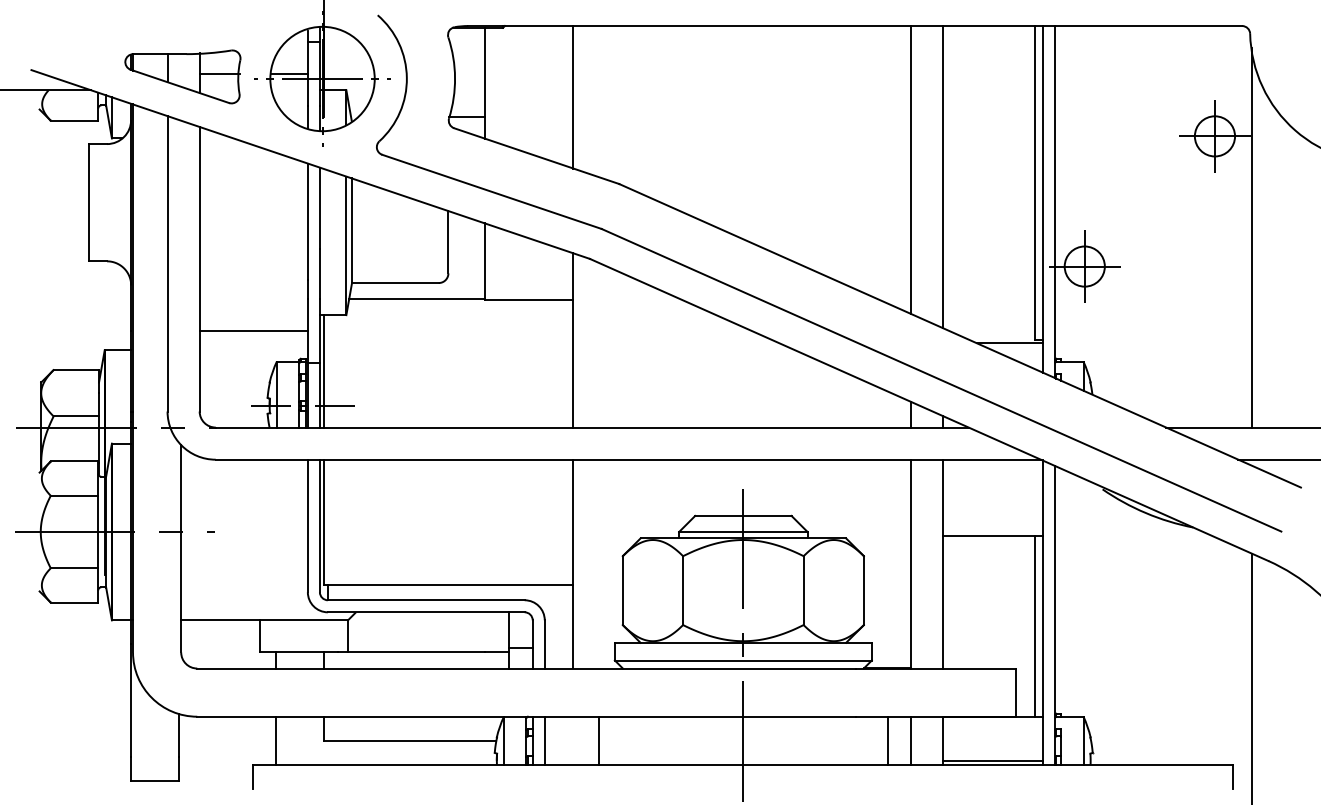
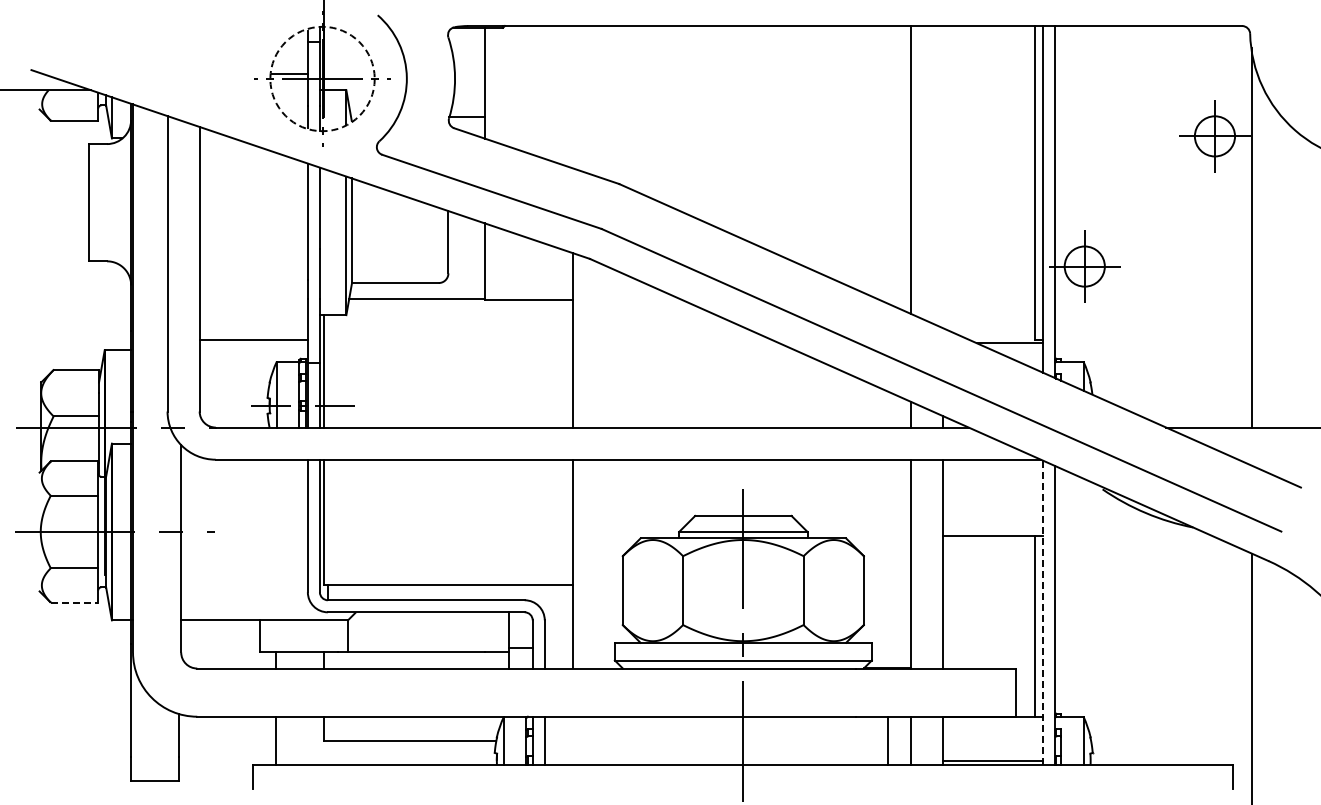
part: present -> none (182, 76)
circle: solid -> dashed (322, 78)
line: present -> none (573, 97)
line: present -> none (942, 177)
line position: (253, 331) -> (253, 340) (253, 340)
line: present -> none (1277, 459)
line: solid -> dashed (74, 602)
line: solid -> dashed (1042, 612)
line: present -> none (598, 740)
